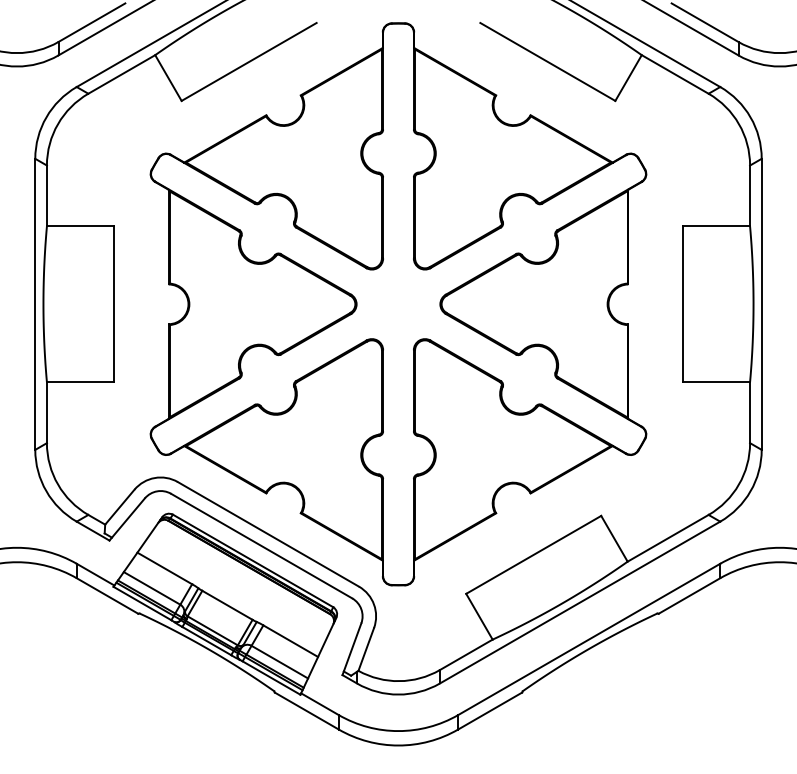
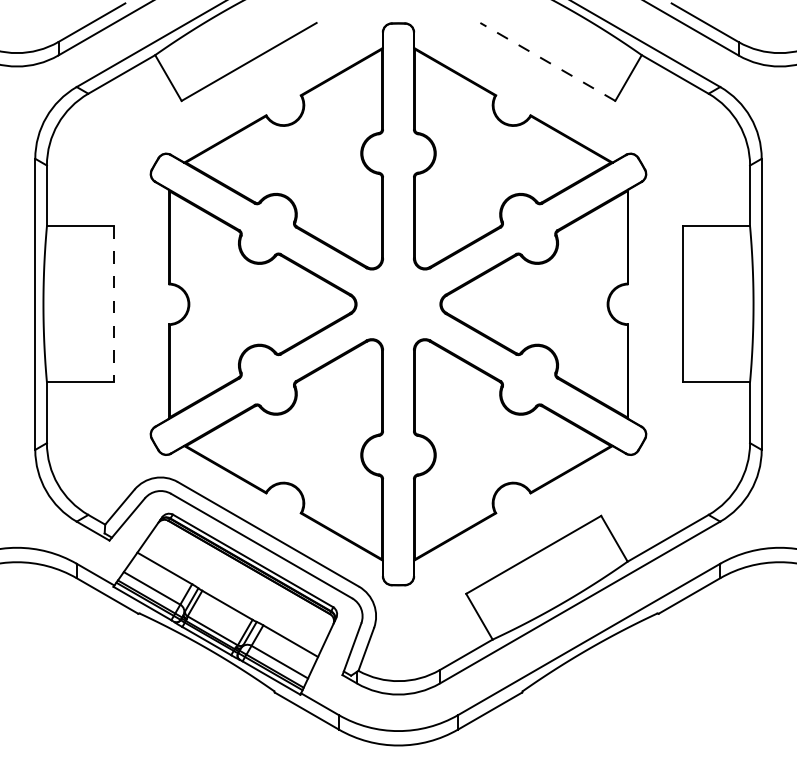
line: solid -> dashed (547, 61)
line: solid -> dashed (113, 304)
